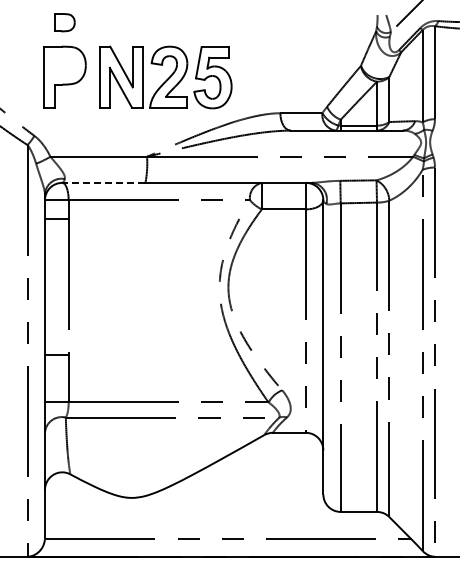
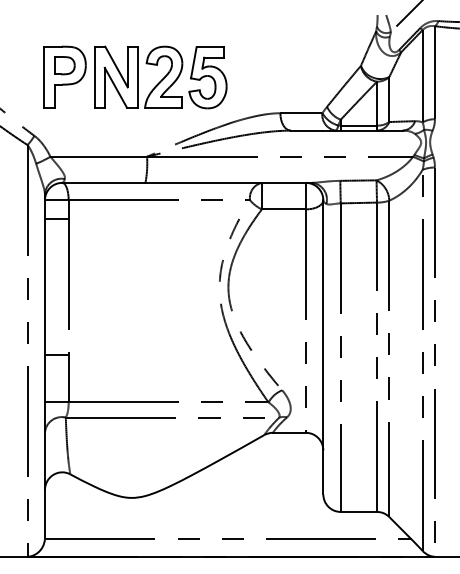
part position: (64, 22) -> (64, 65) (64, 65)
part position: (165, 77) -> (160, 77) (160, 77)
line: dashed -> solid (103, 182)
